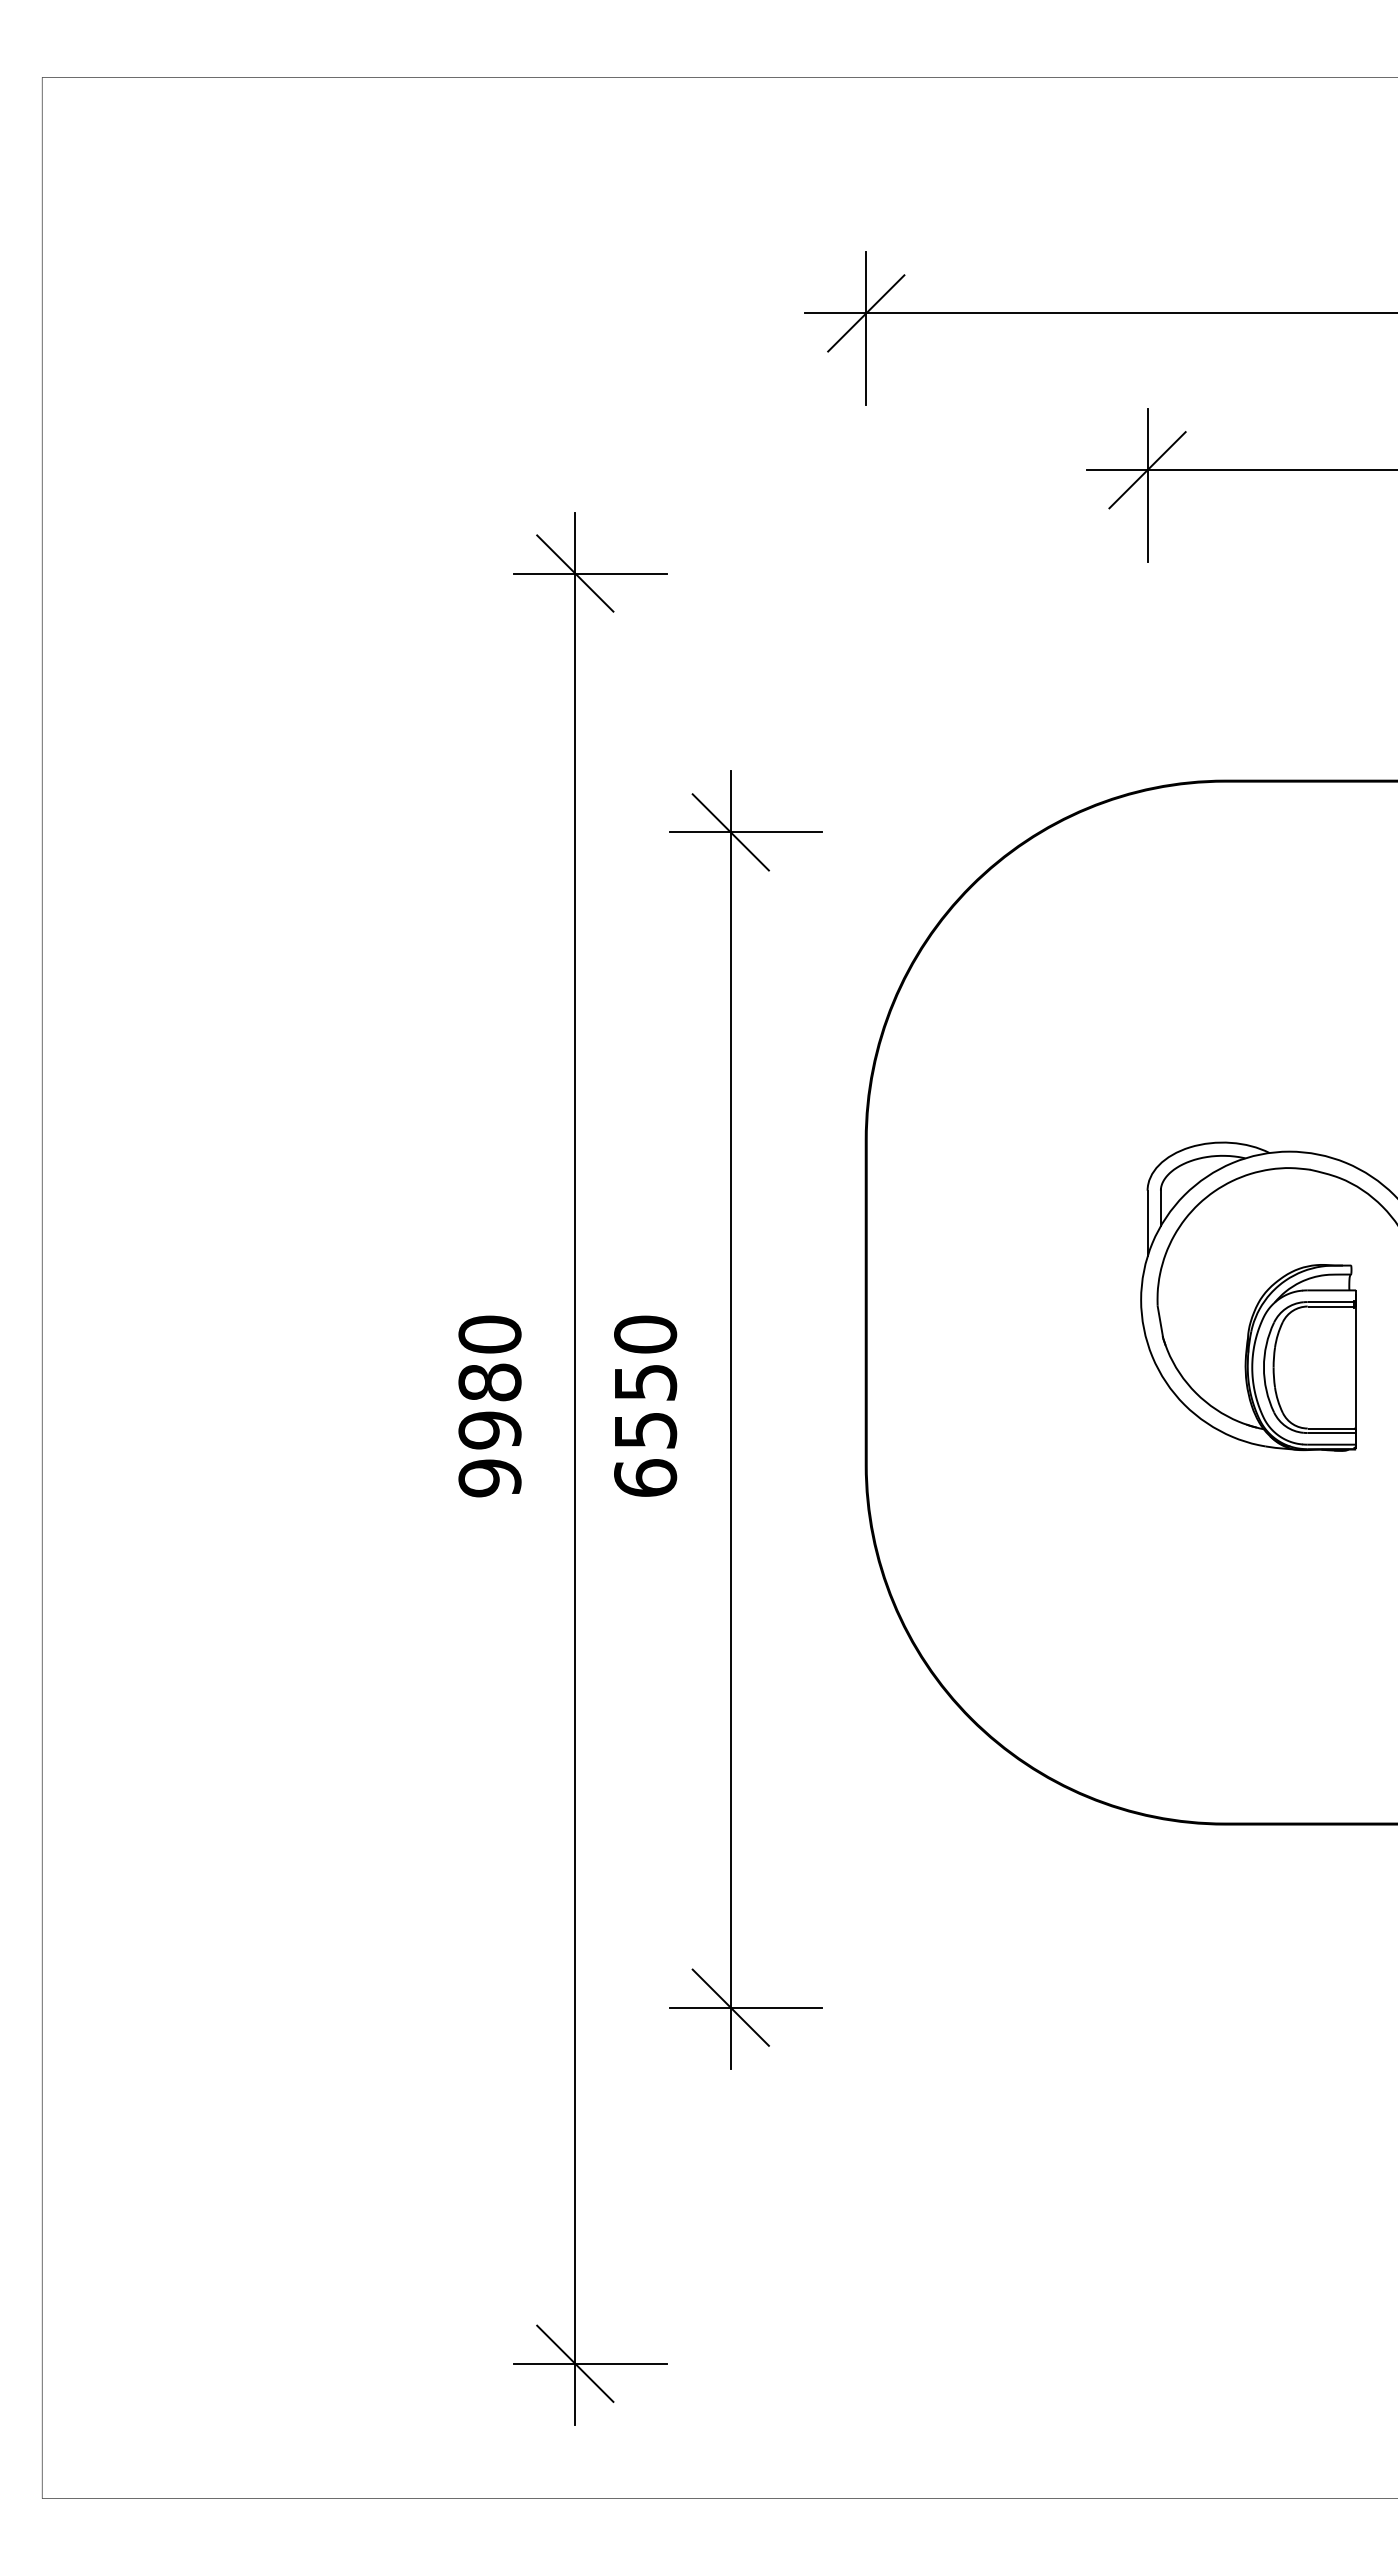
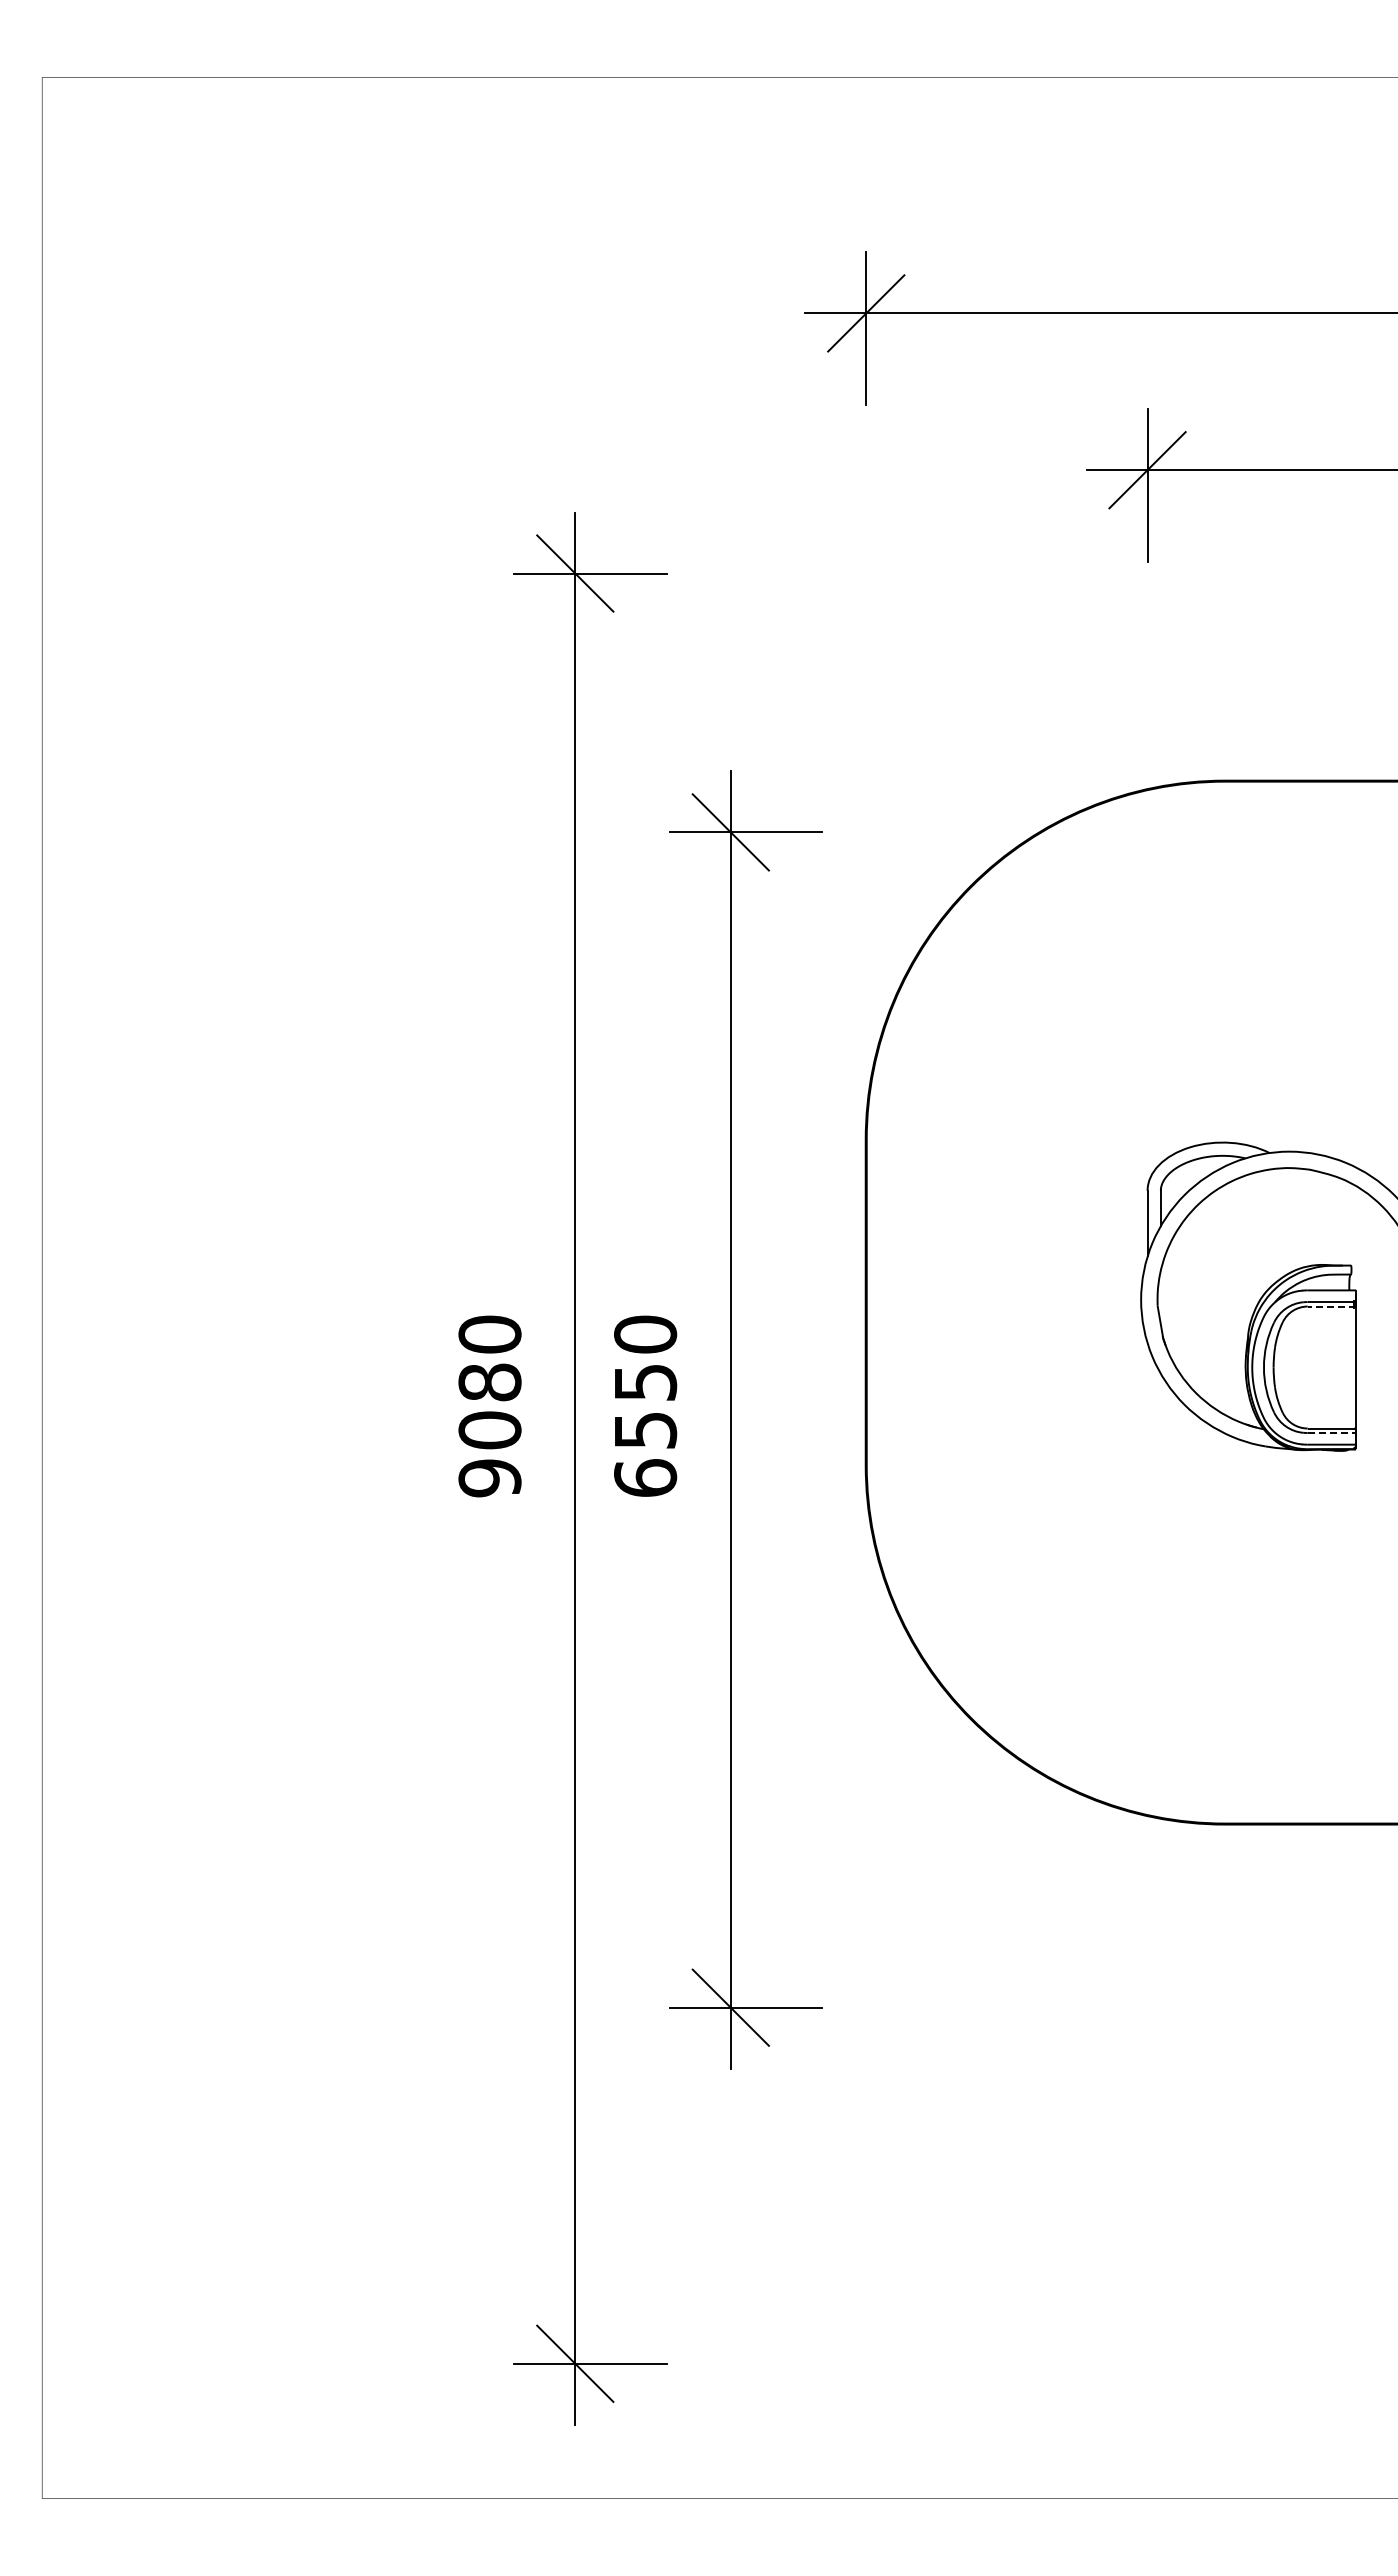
line: solid -> dashed (1331, 1306)
text: 9980 -> 9080 (489, 1430)
line: solid -> dashed (1332, 1433)
